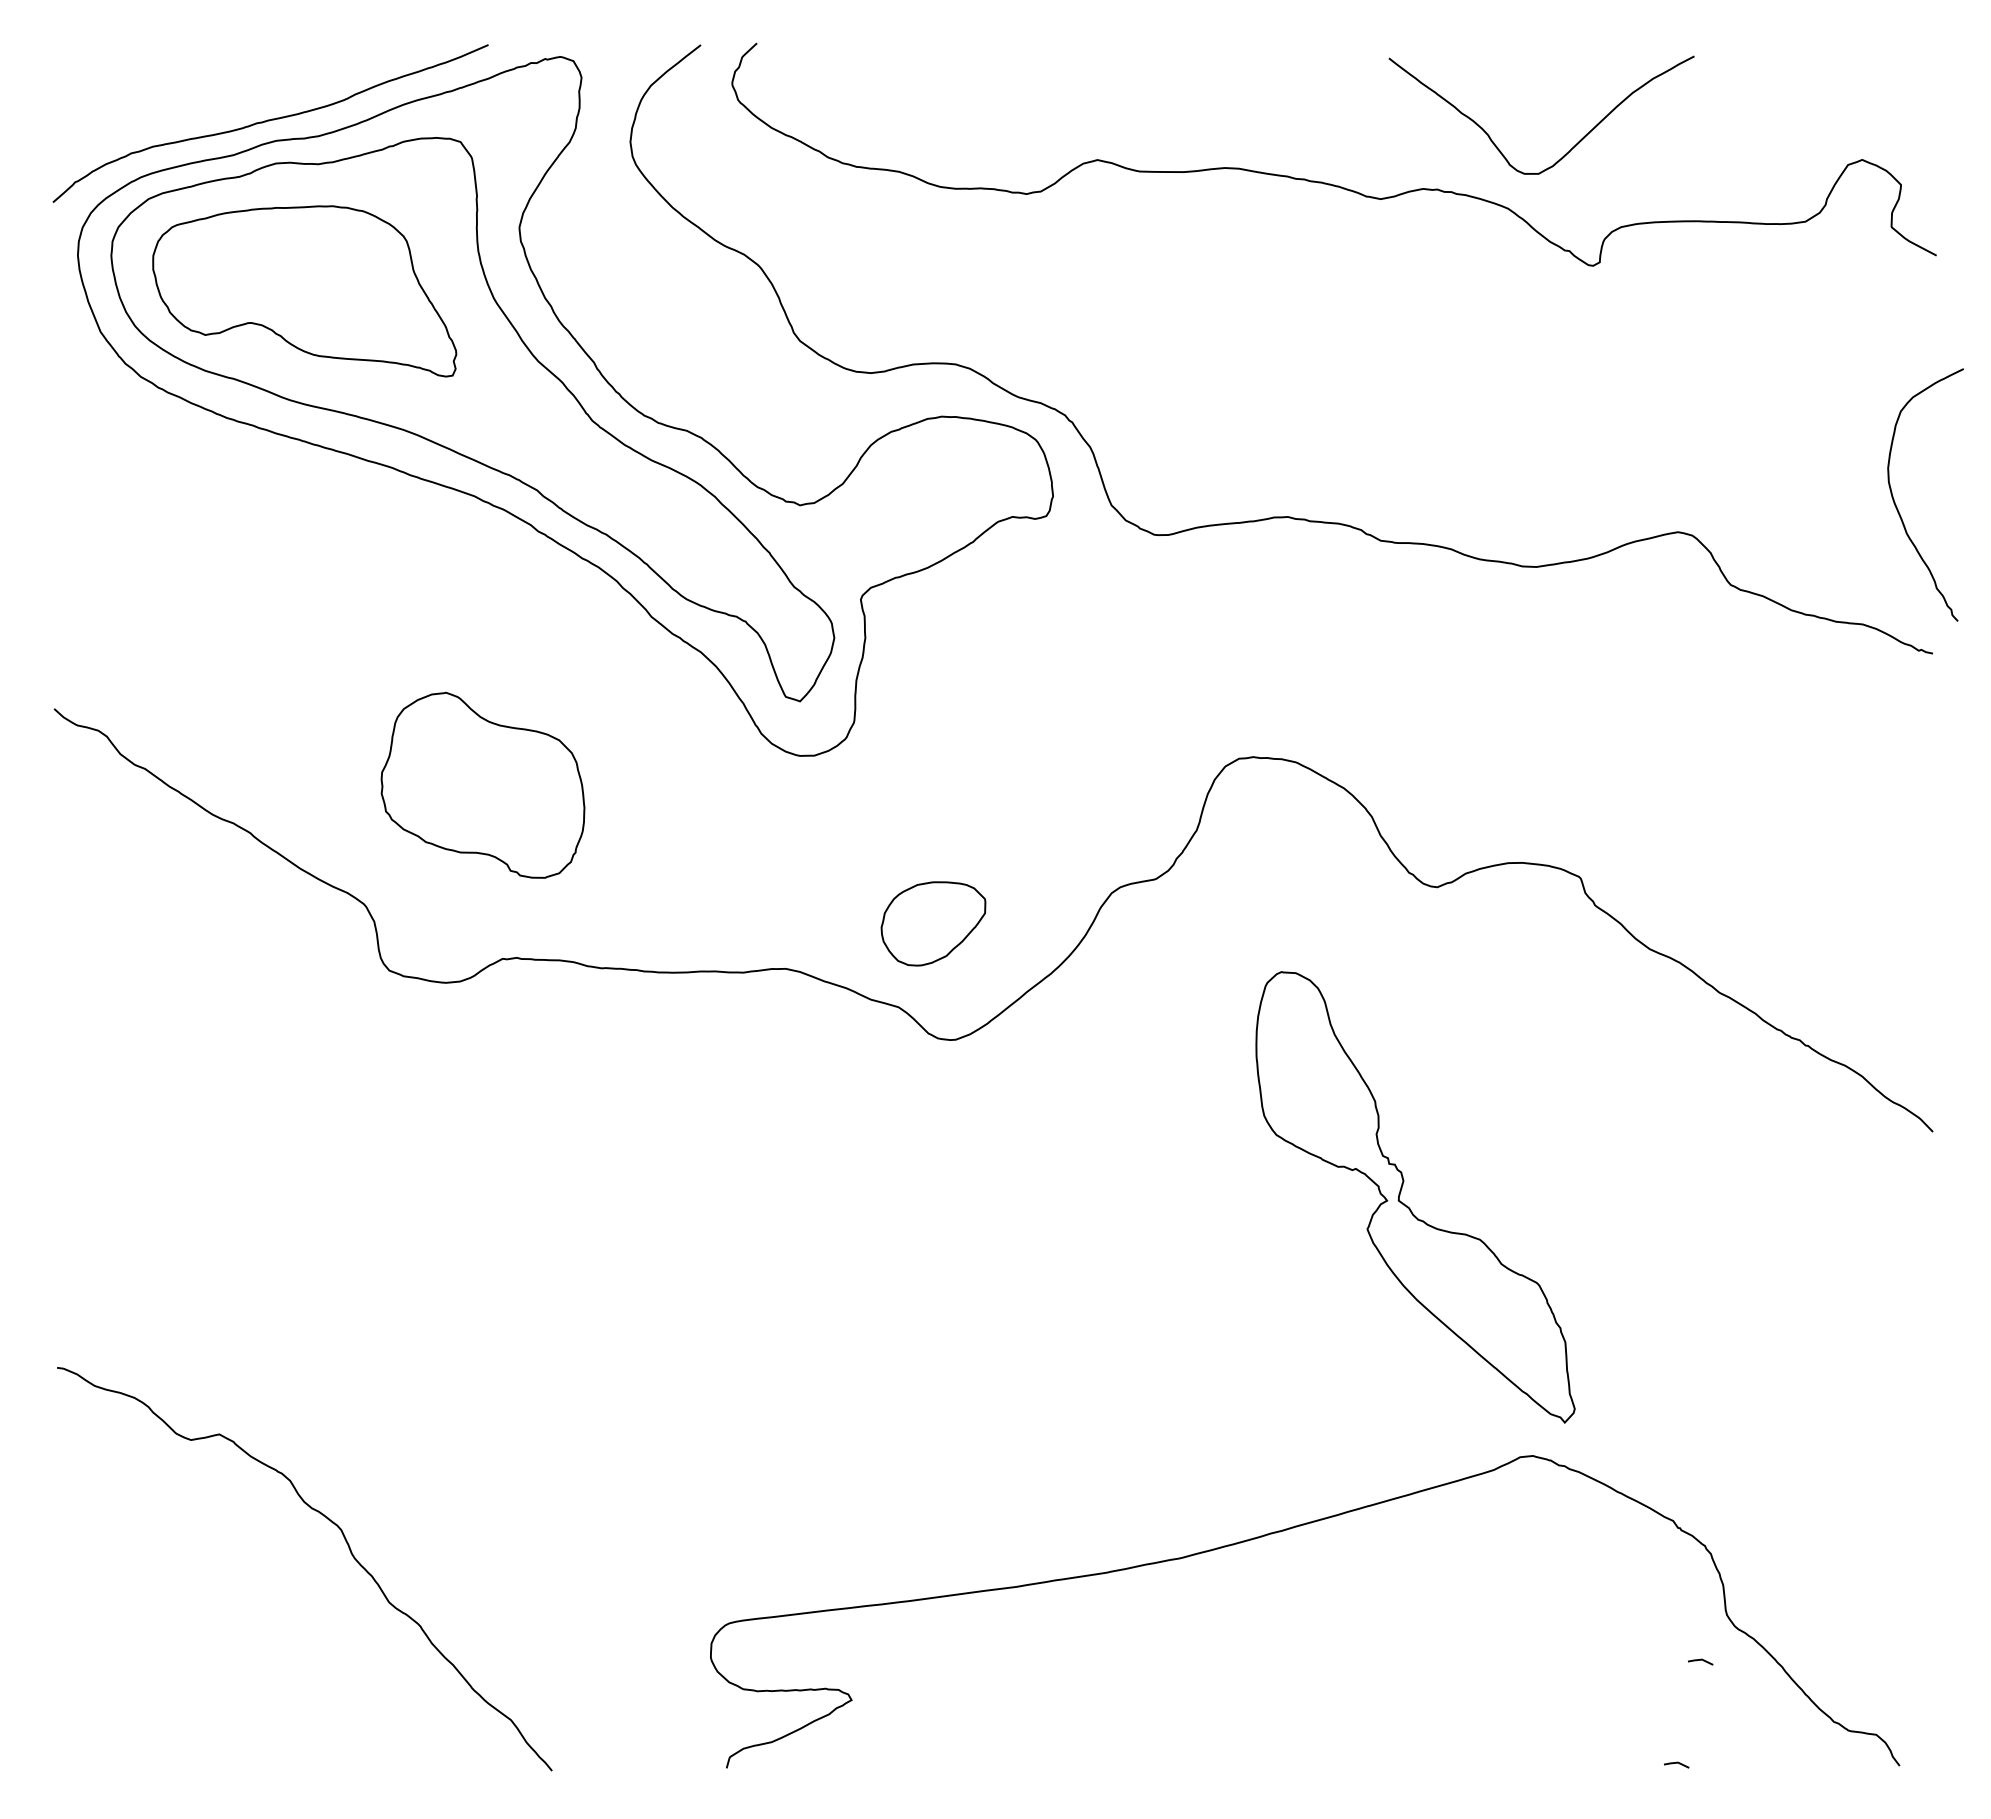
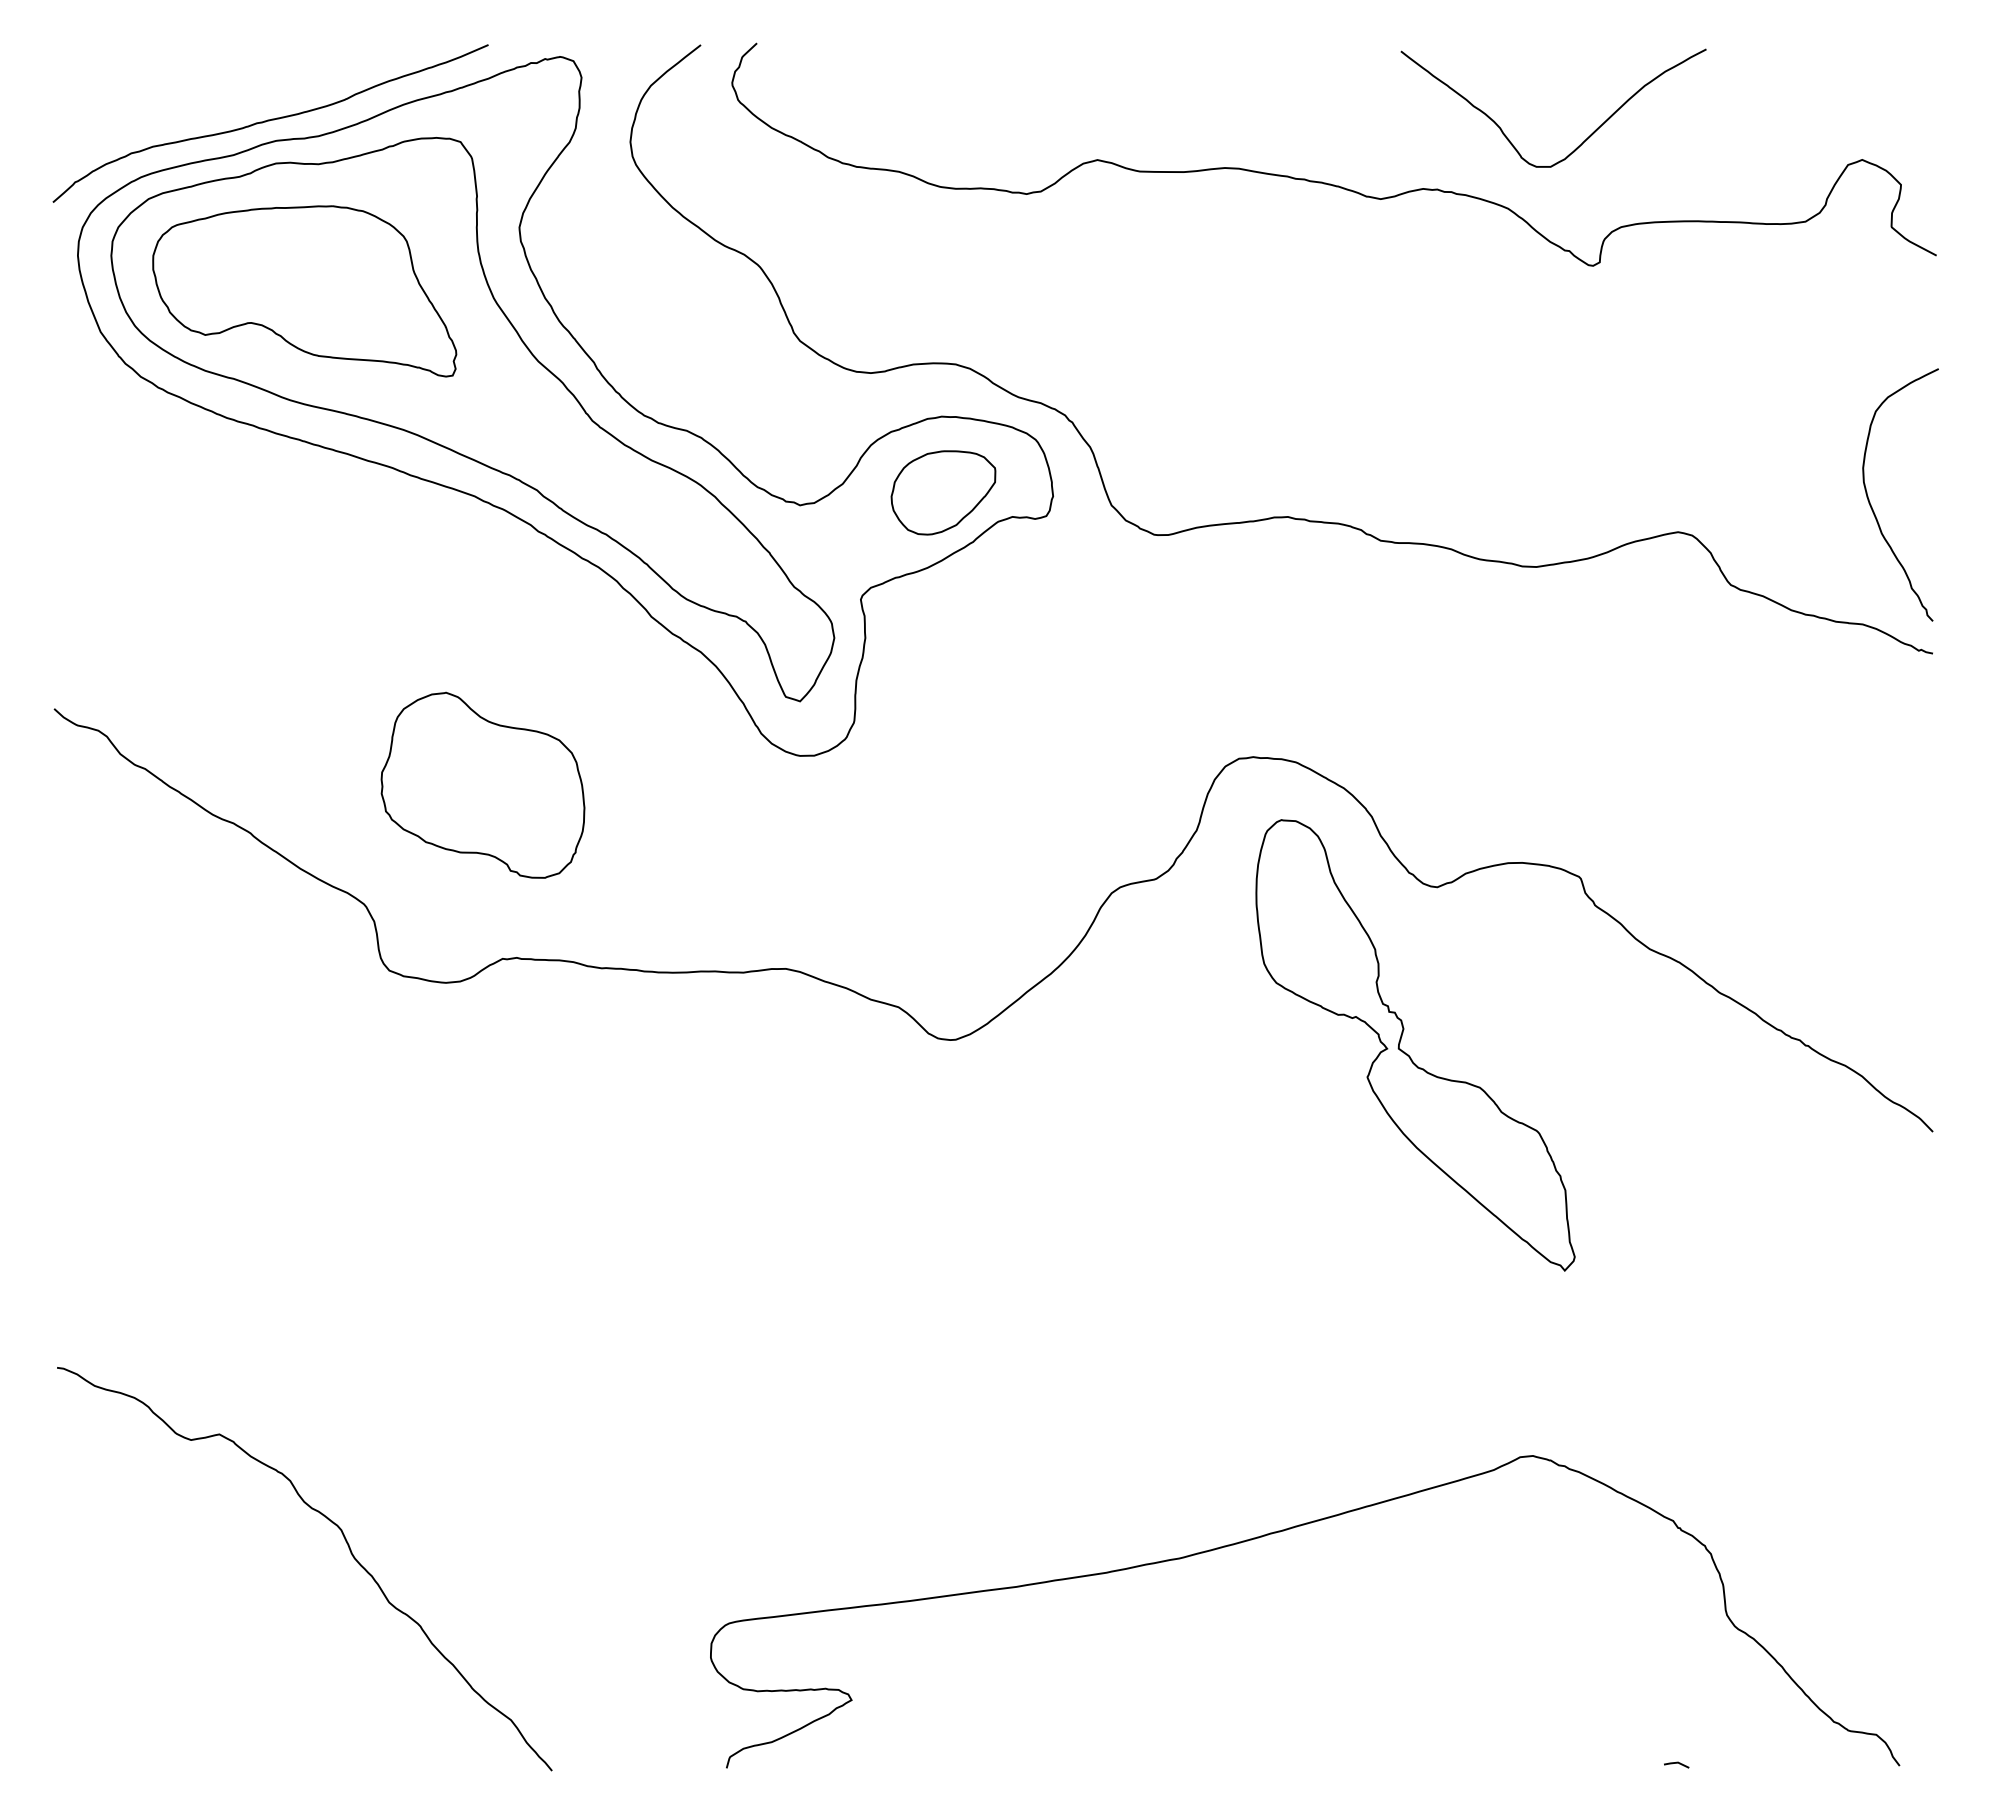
curve position: (1573, 146) -> (1585, 139) (1585, 139)
curve position: (1896, 504) -> (1871, 504) (1871, 504)
part position: (933, 923) -> (943, 492) (943, 492)
part position: (1407, 1205) -> (1407, 1053) (1407, 1053)
line: present -> none (1700, 1660)
